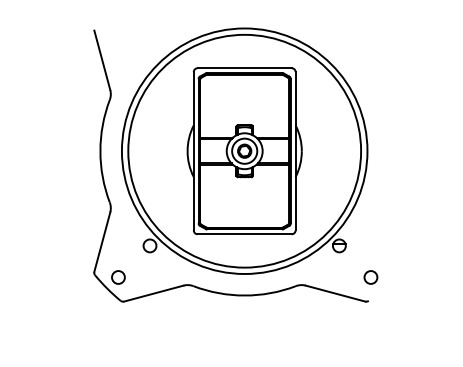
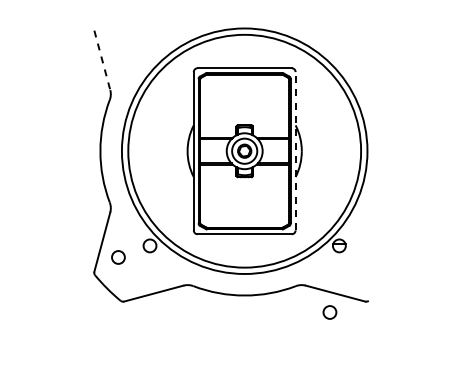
line: solid -> dashed (102, 60)
line: solid -> dashed (295, 150)
circle position: (118, 277) -> (118, 257) (118, 257)
circle position: (370, 277) -> (329, 312) (329, 312)
